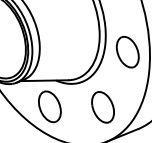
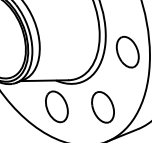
part position: (49, 106) -> (56, 106) (56, 106)
